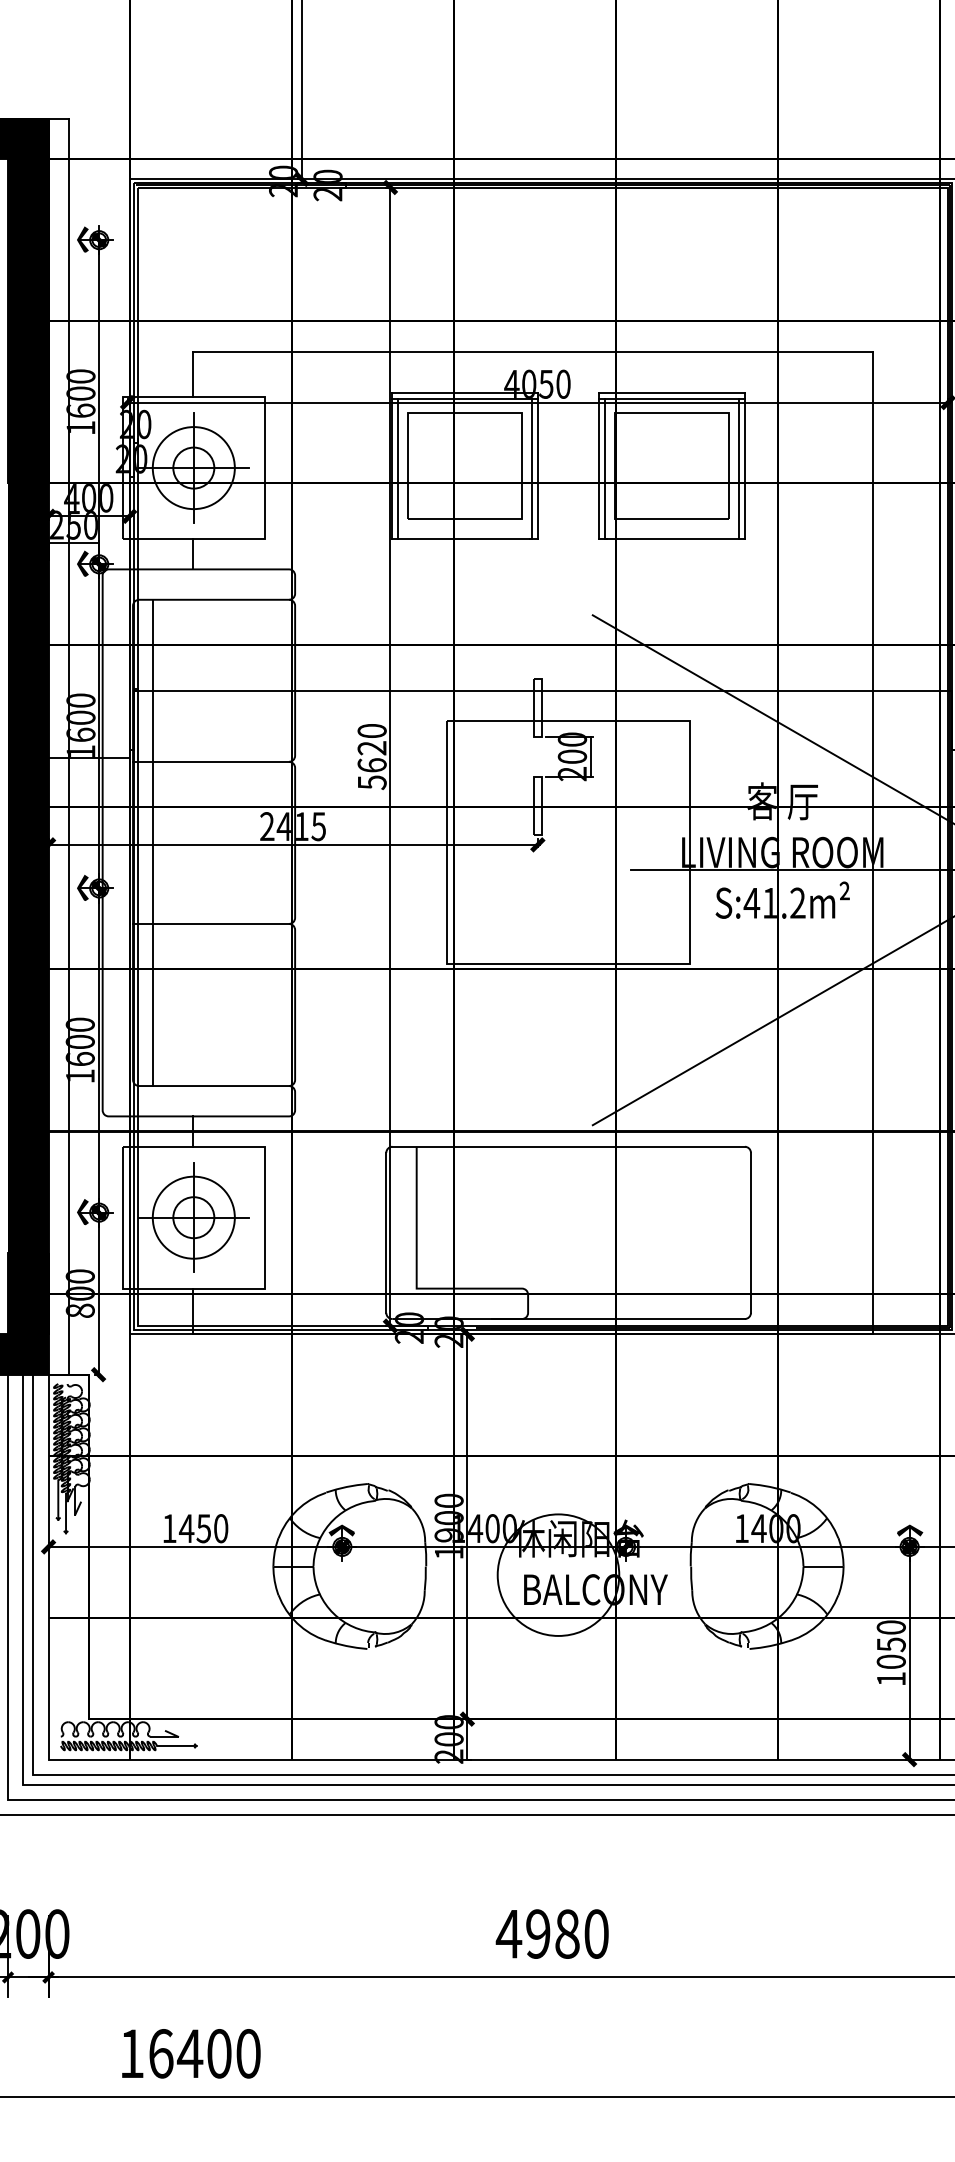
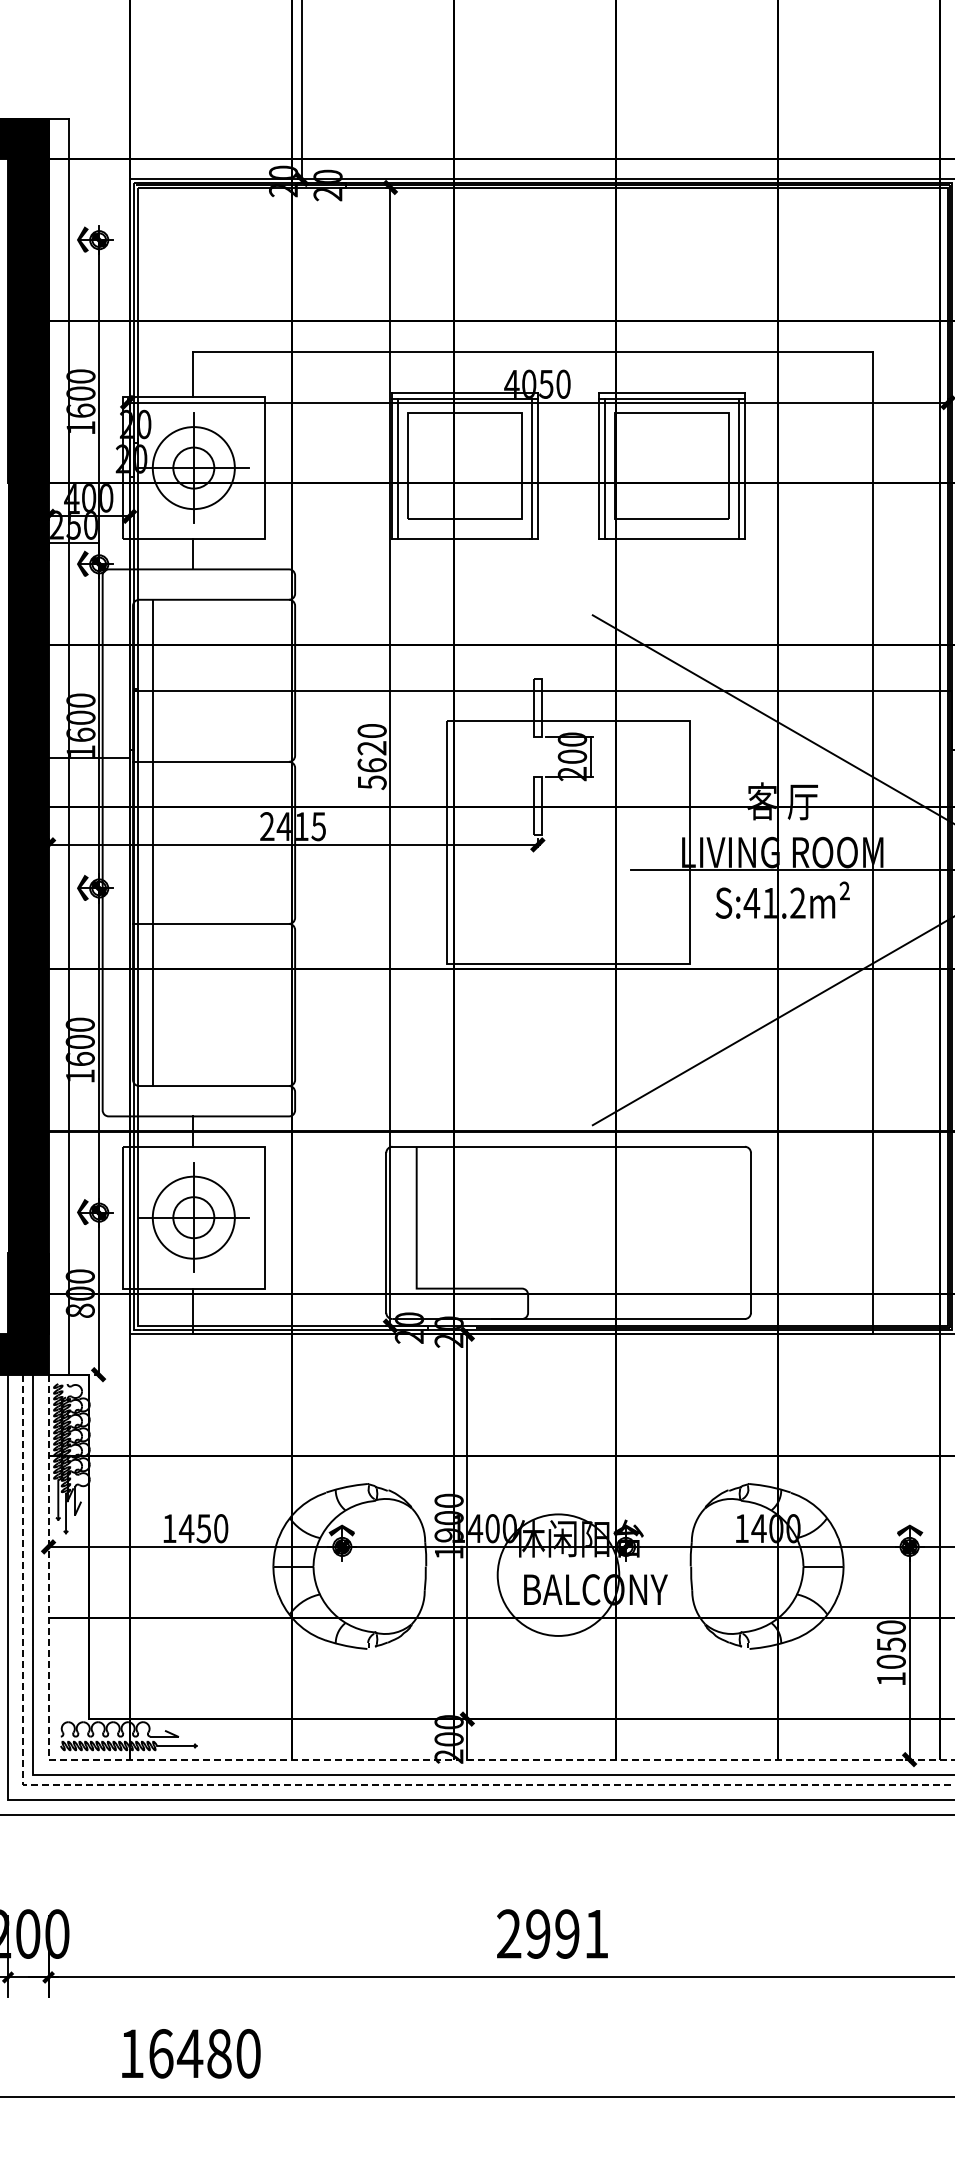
line: solid -> dashed (309, 1759)
line: solid -> dashed (283, 1784)
text: 4980 -> 2991 (551, 1933)
text: 16400 -> 16480 (219, 2053)
